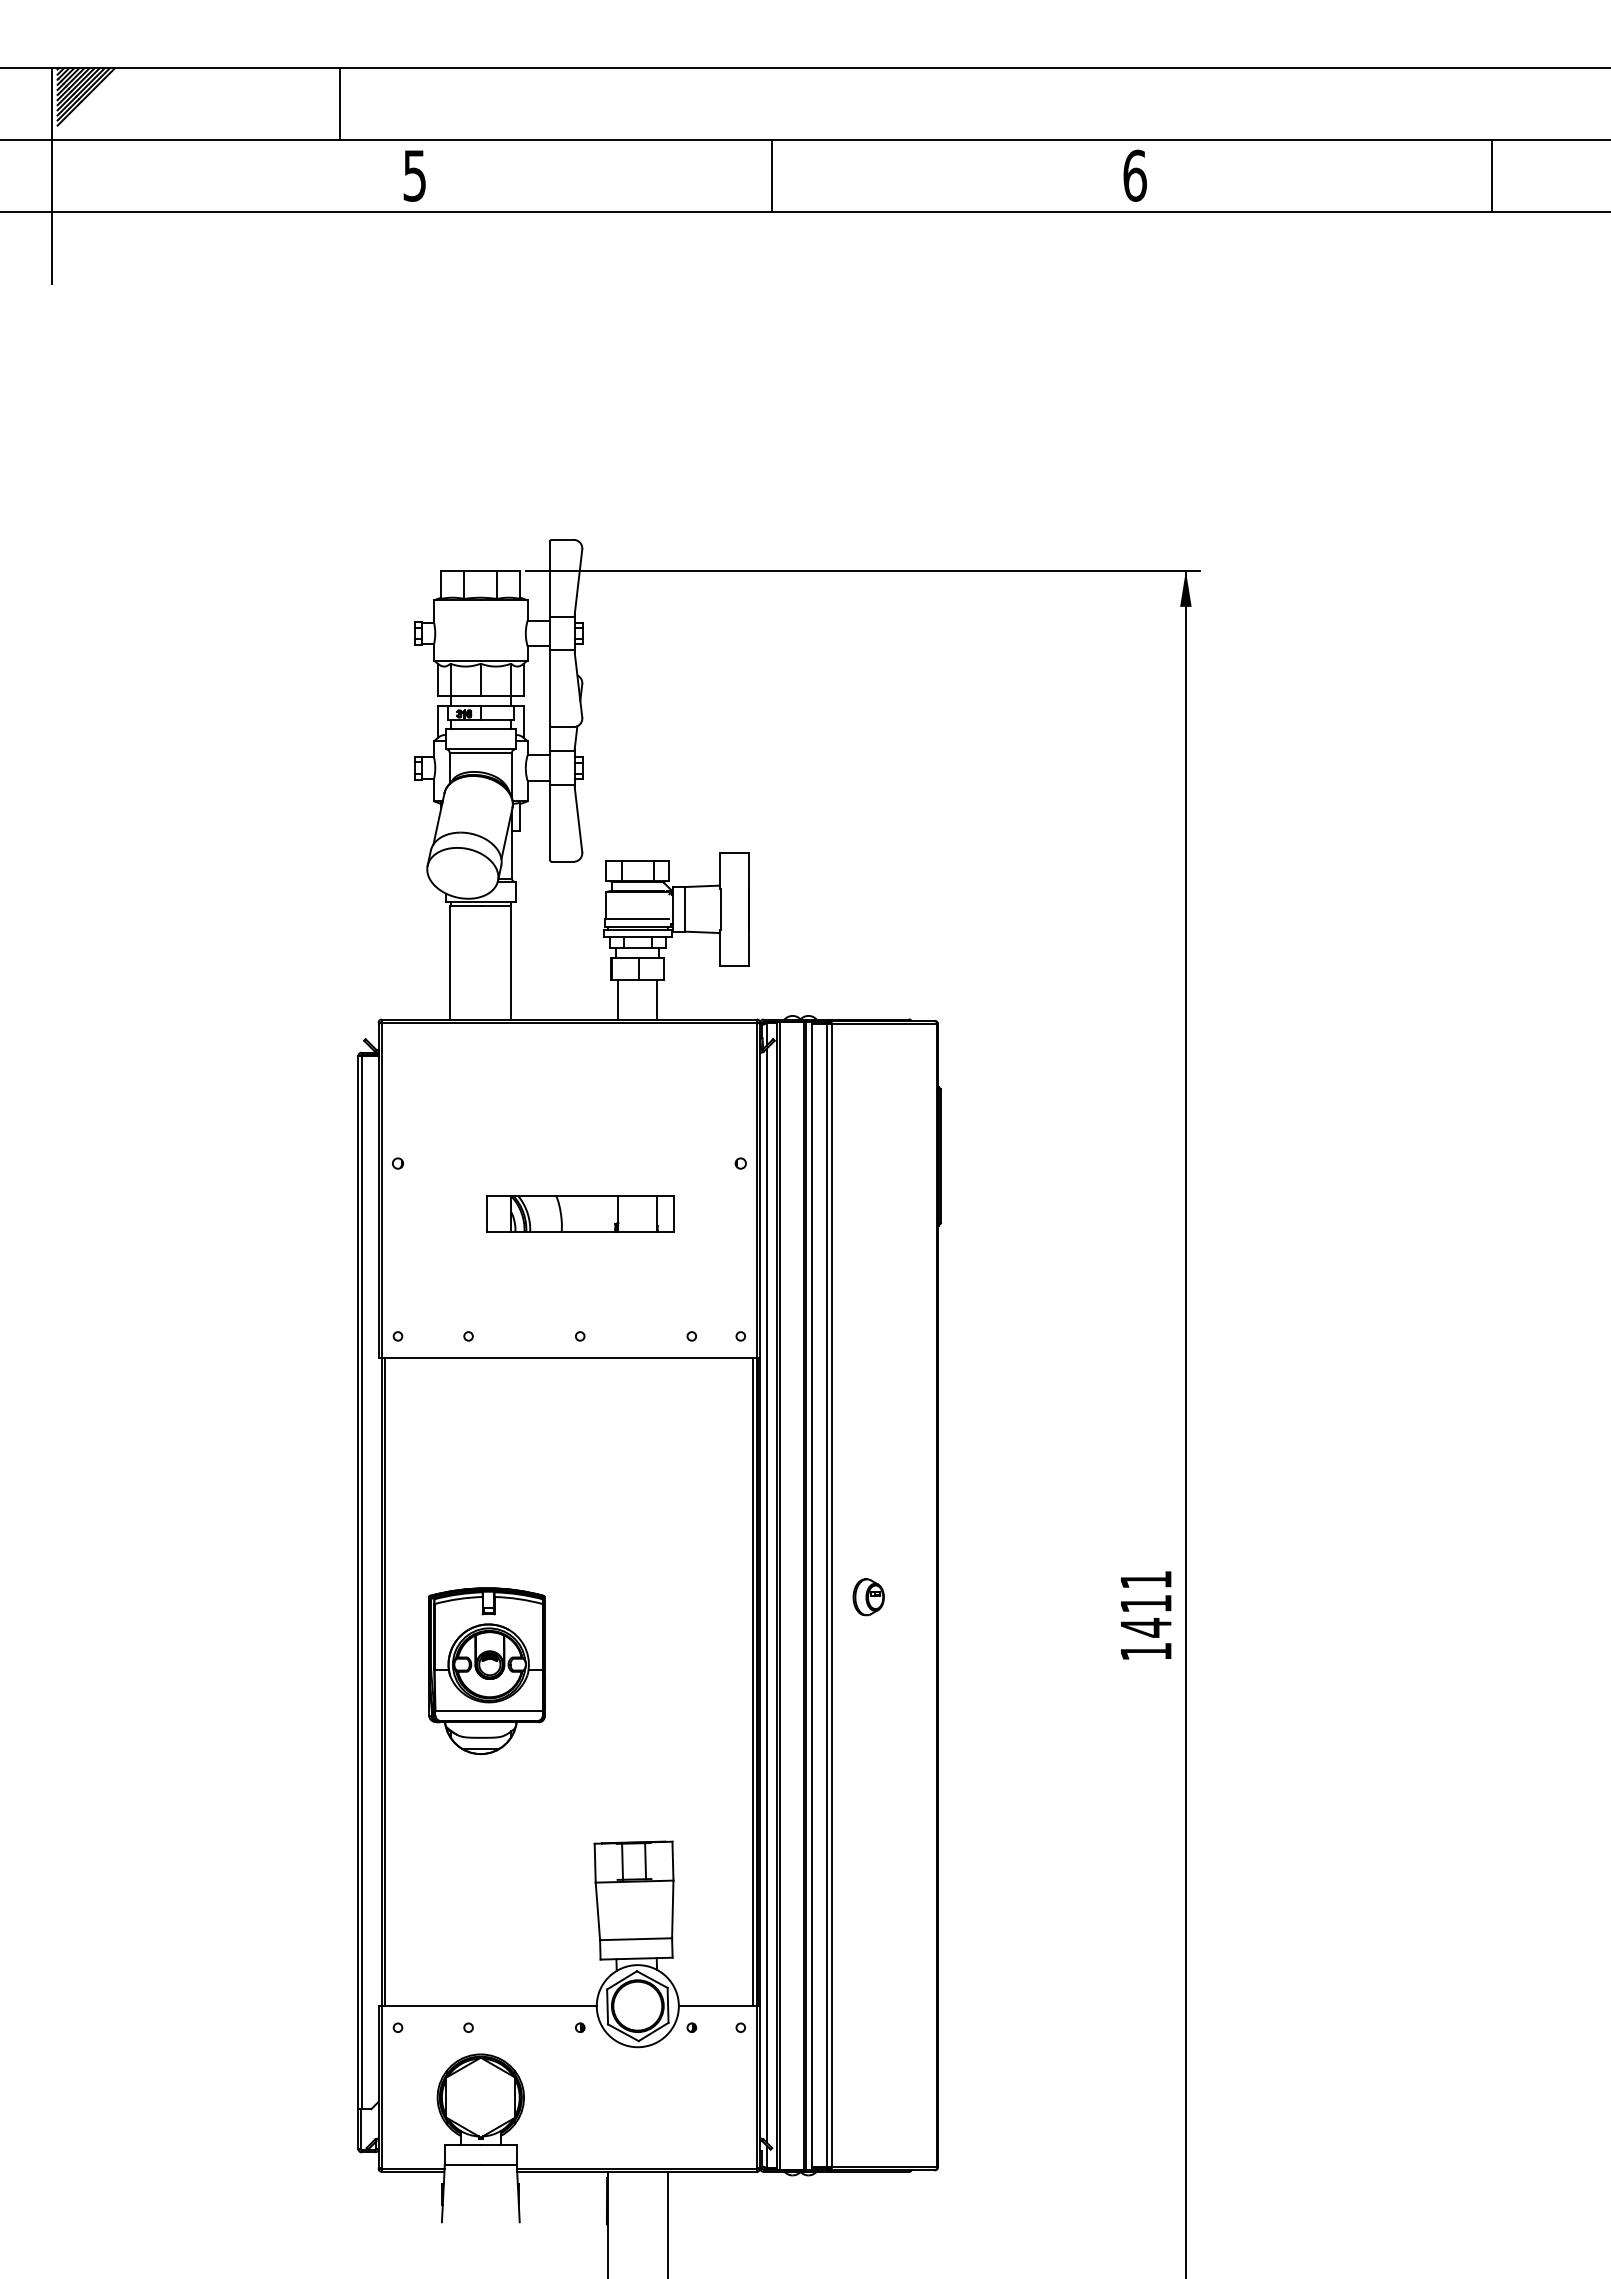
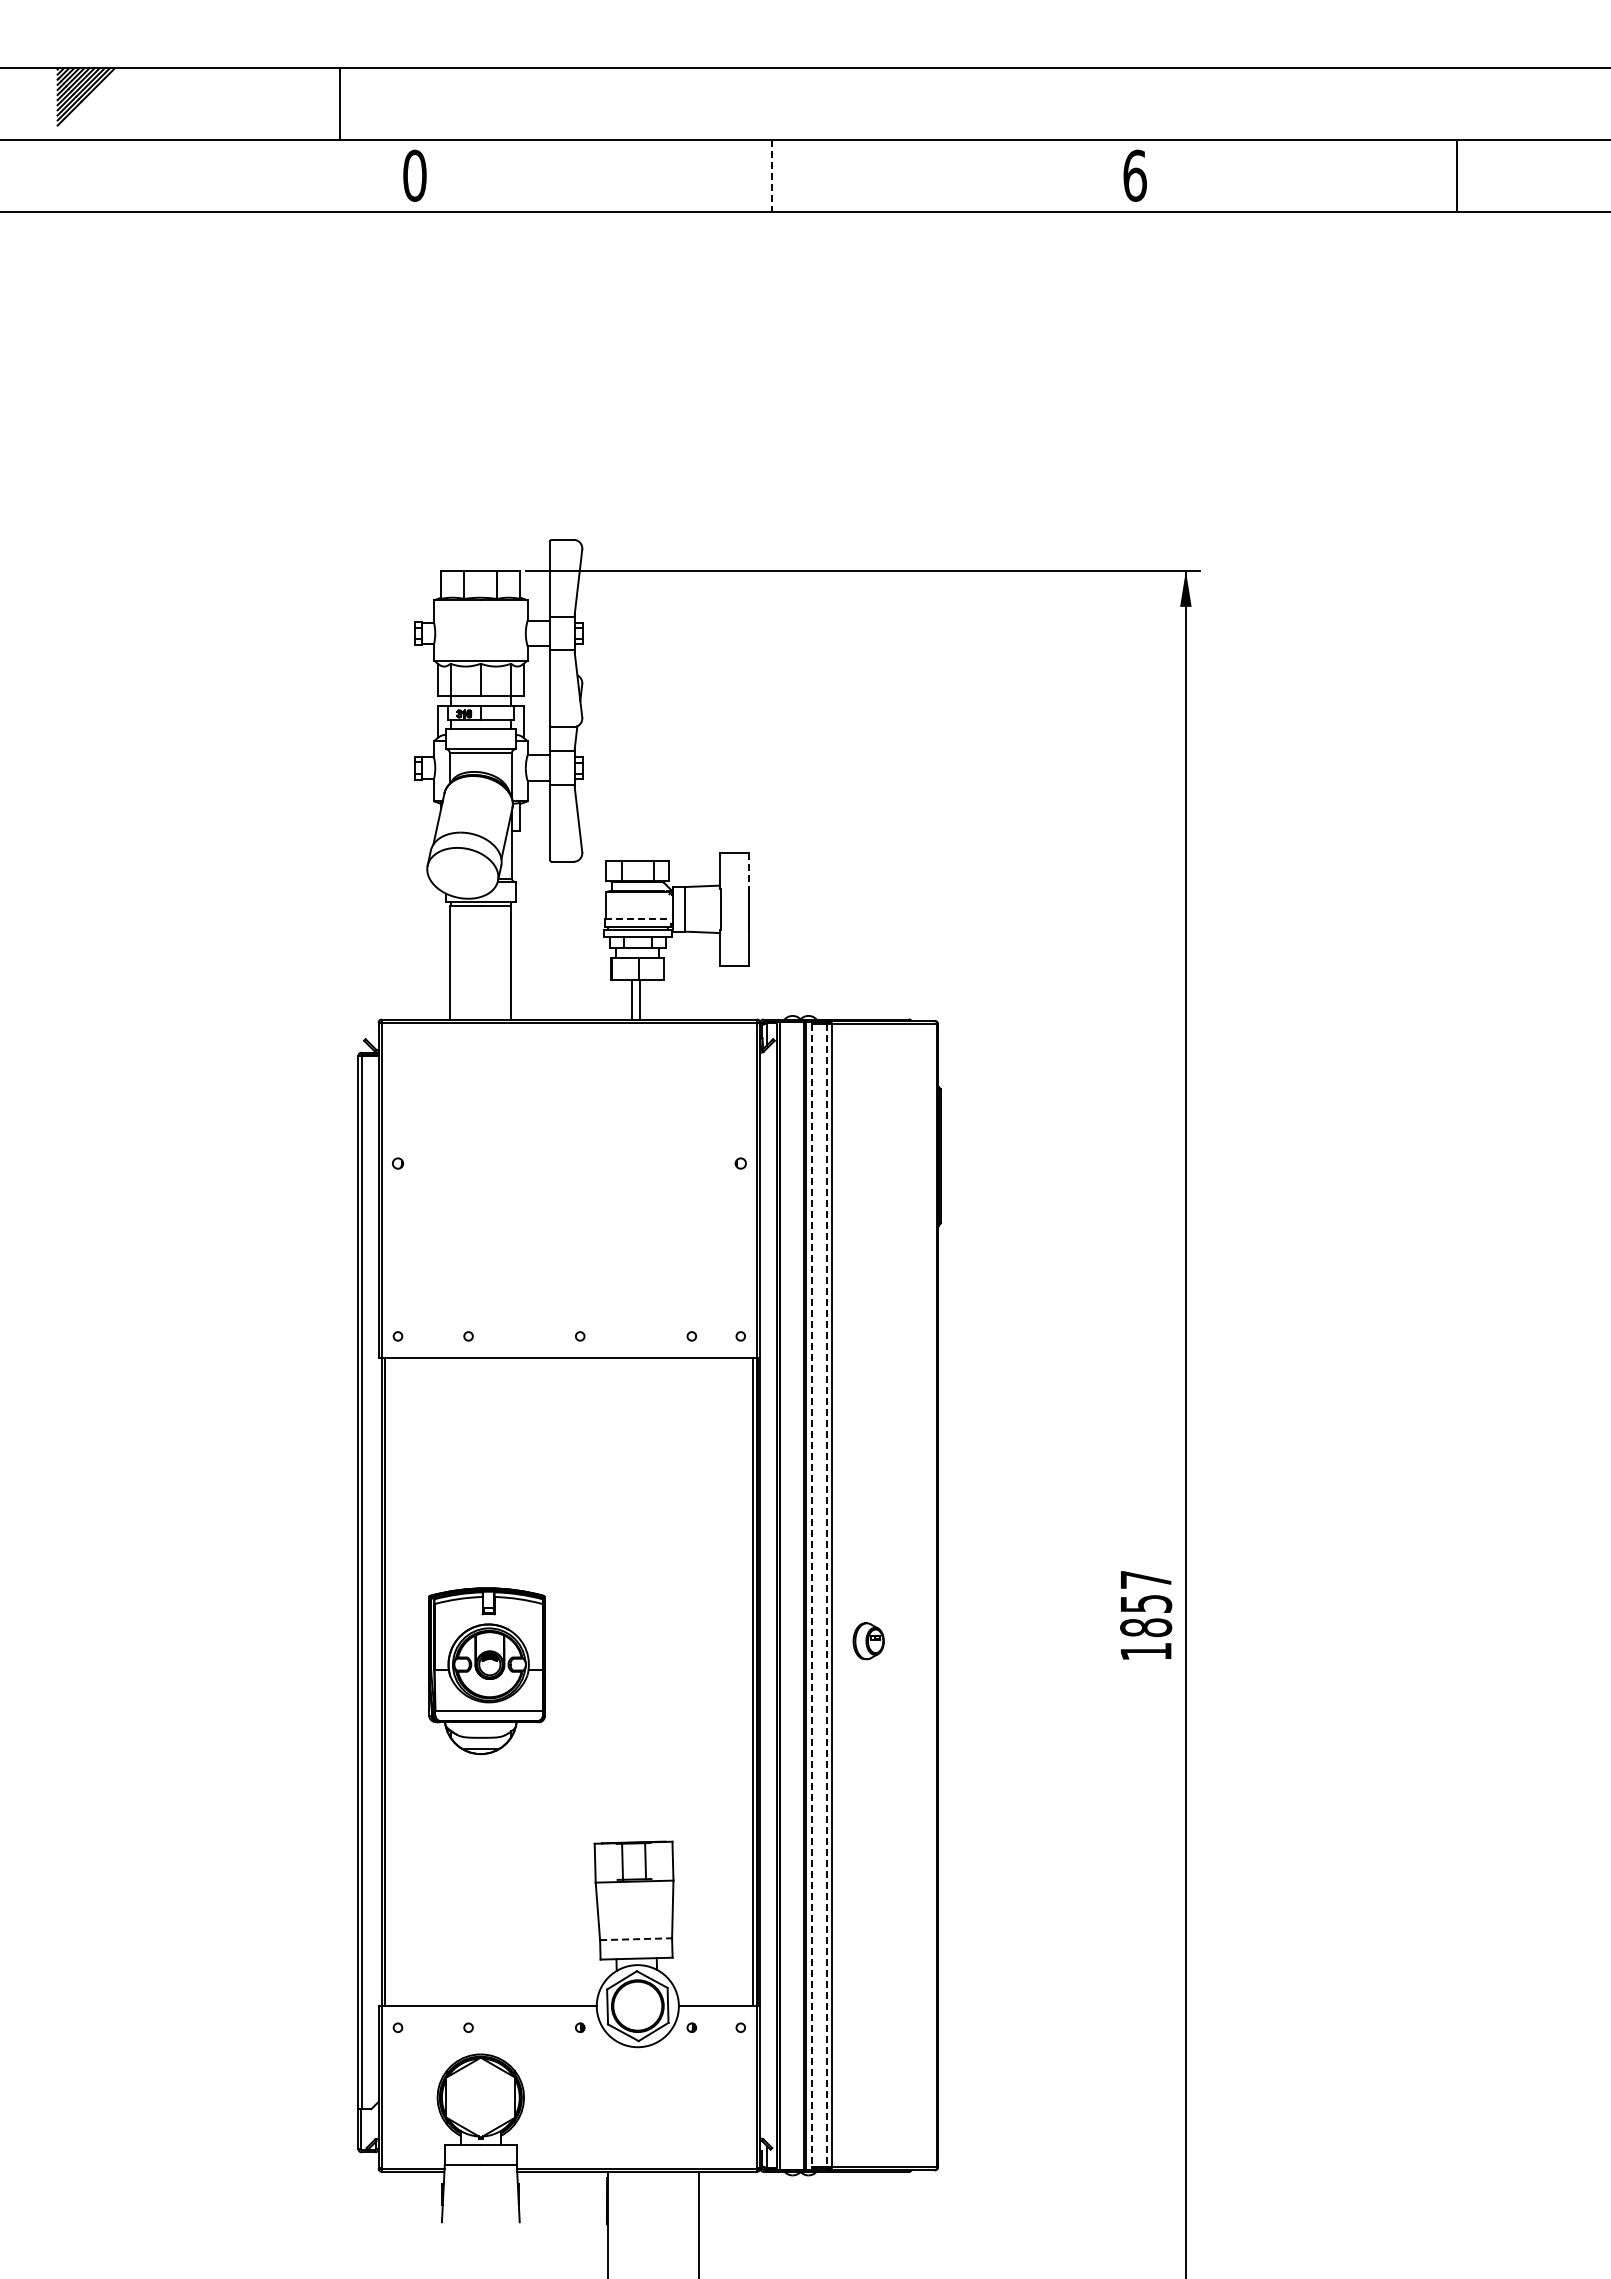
text: 5 -> 0 (414, 175)
line: present -> none (51, 176)
line: solid -> dashed (771, 176)
line position: (1491, 176) -> (1456, 176) (1456, 176)
line: solid -> dashed (748, 870)
line: solid -> dashed (637, 919)
line position: (618, 999) -> (640, 999) (640, 999)
line position: (657, 999) -> (632, 999) (632, 999)
part: present -> none (580, 1213)
line: present -> none (766, 1595)
line: solid -> dashed (812, 1596)
line: solid -> dashed (827, 1596)
part position: (868, 1597) -> (868, 1641) (868, 1641)
text: 1411 -> 1857 (1146, 1604)
line: solid -> dashed (636, 1939)
line position: (668, 2223) -> (699, 2223) (699, 2223)
